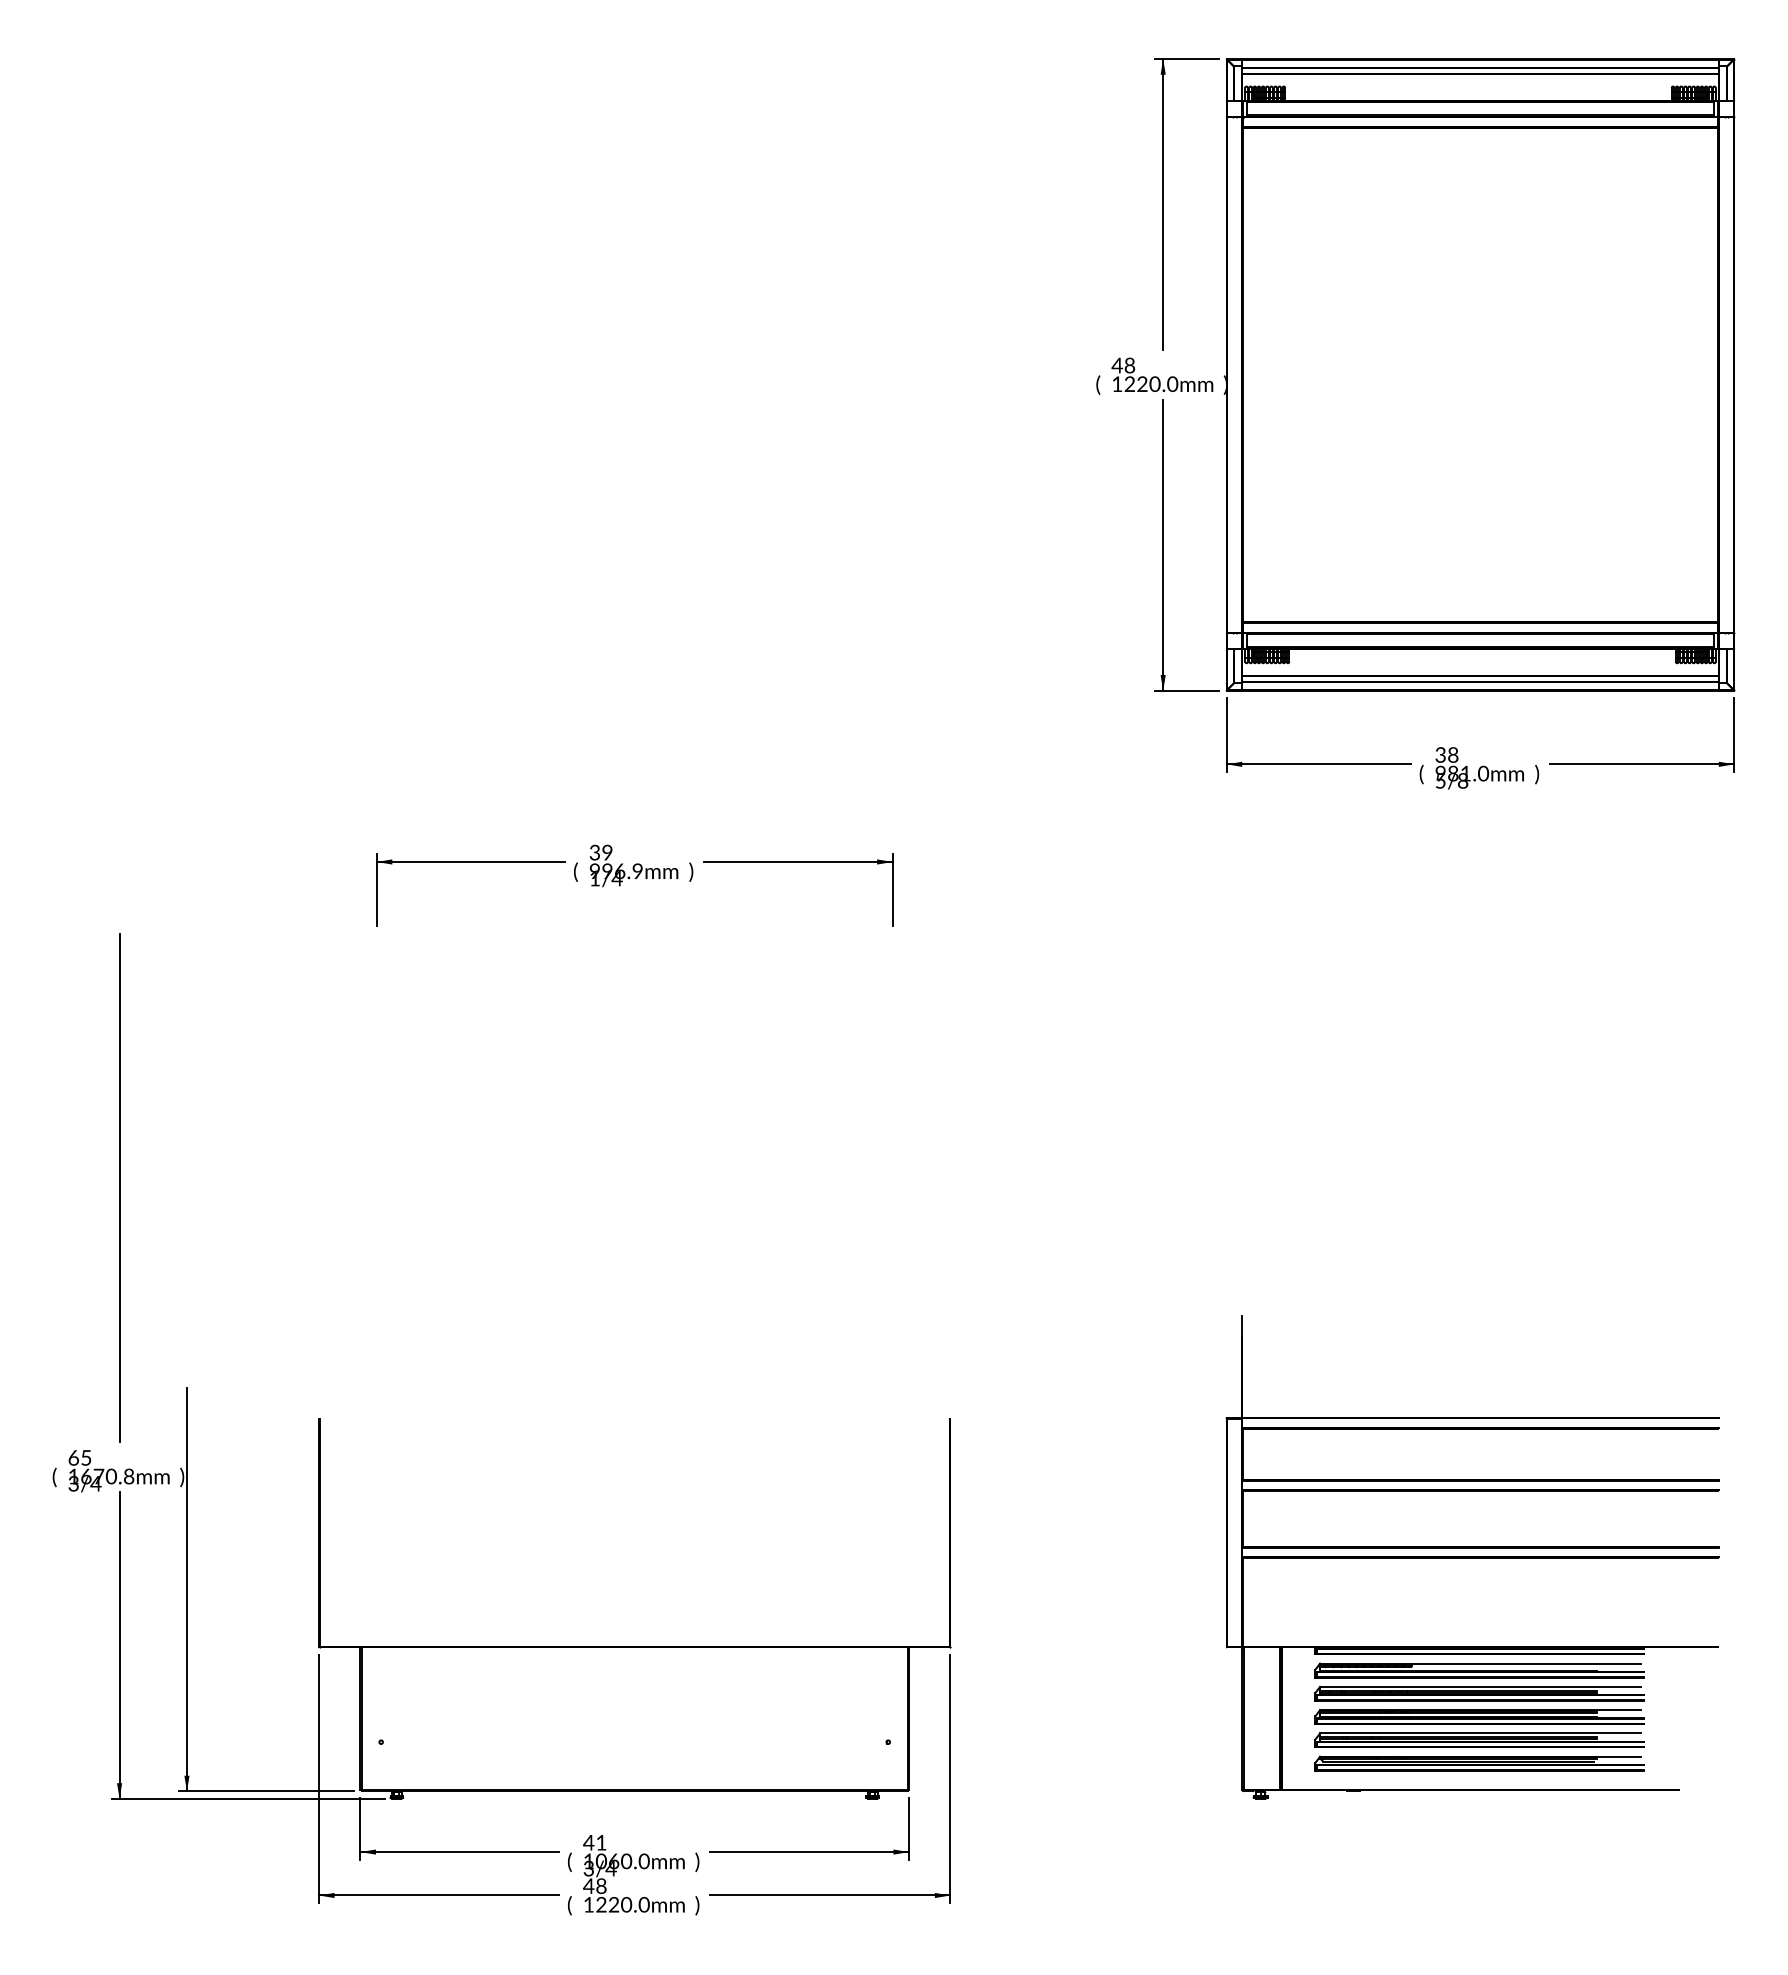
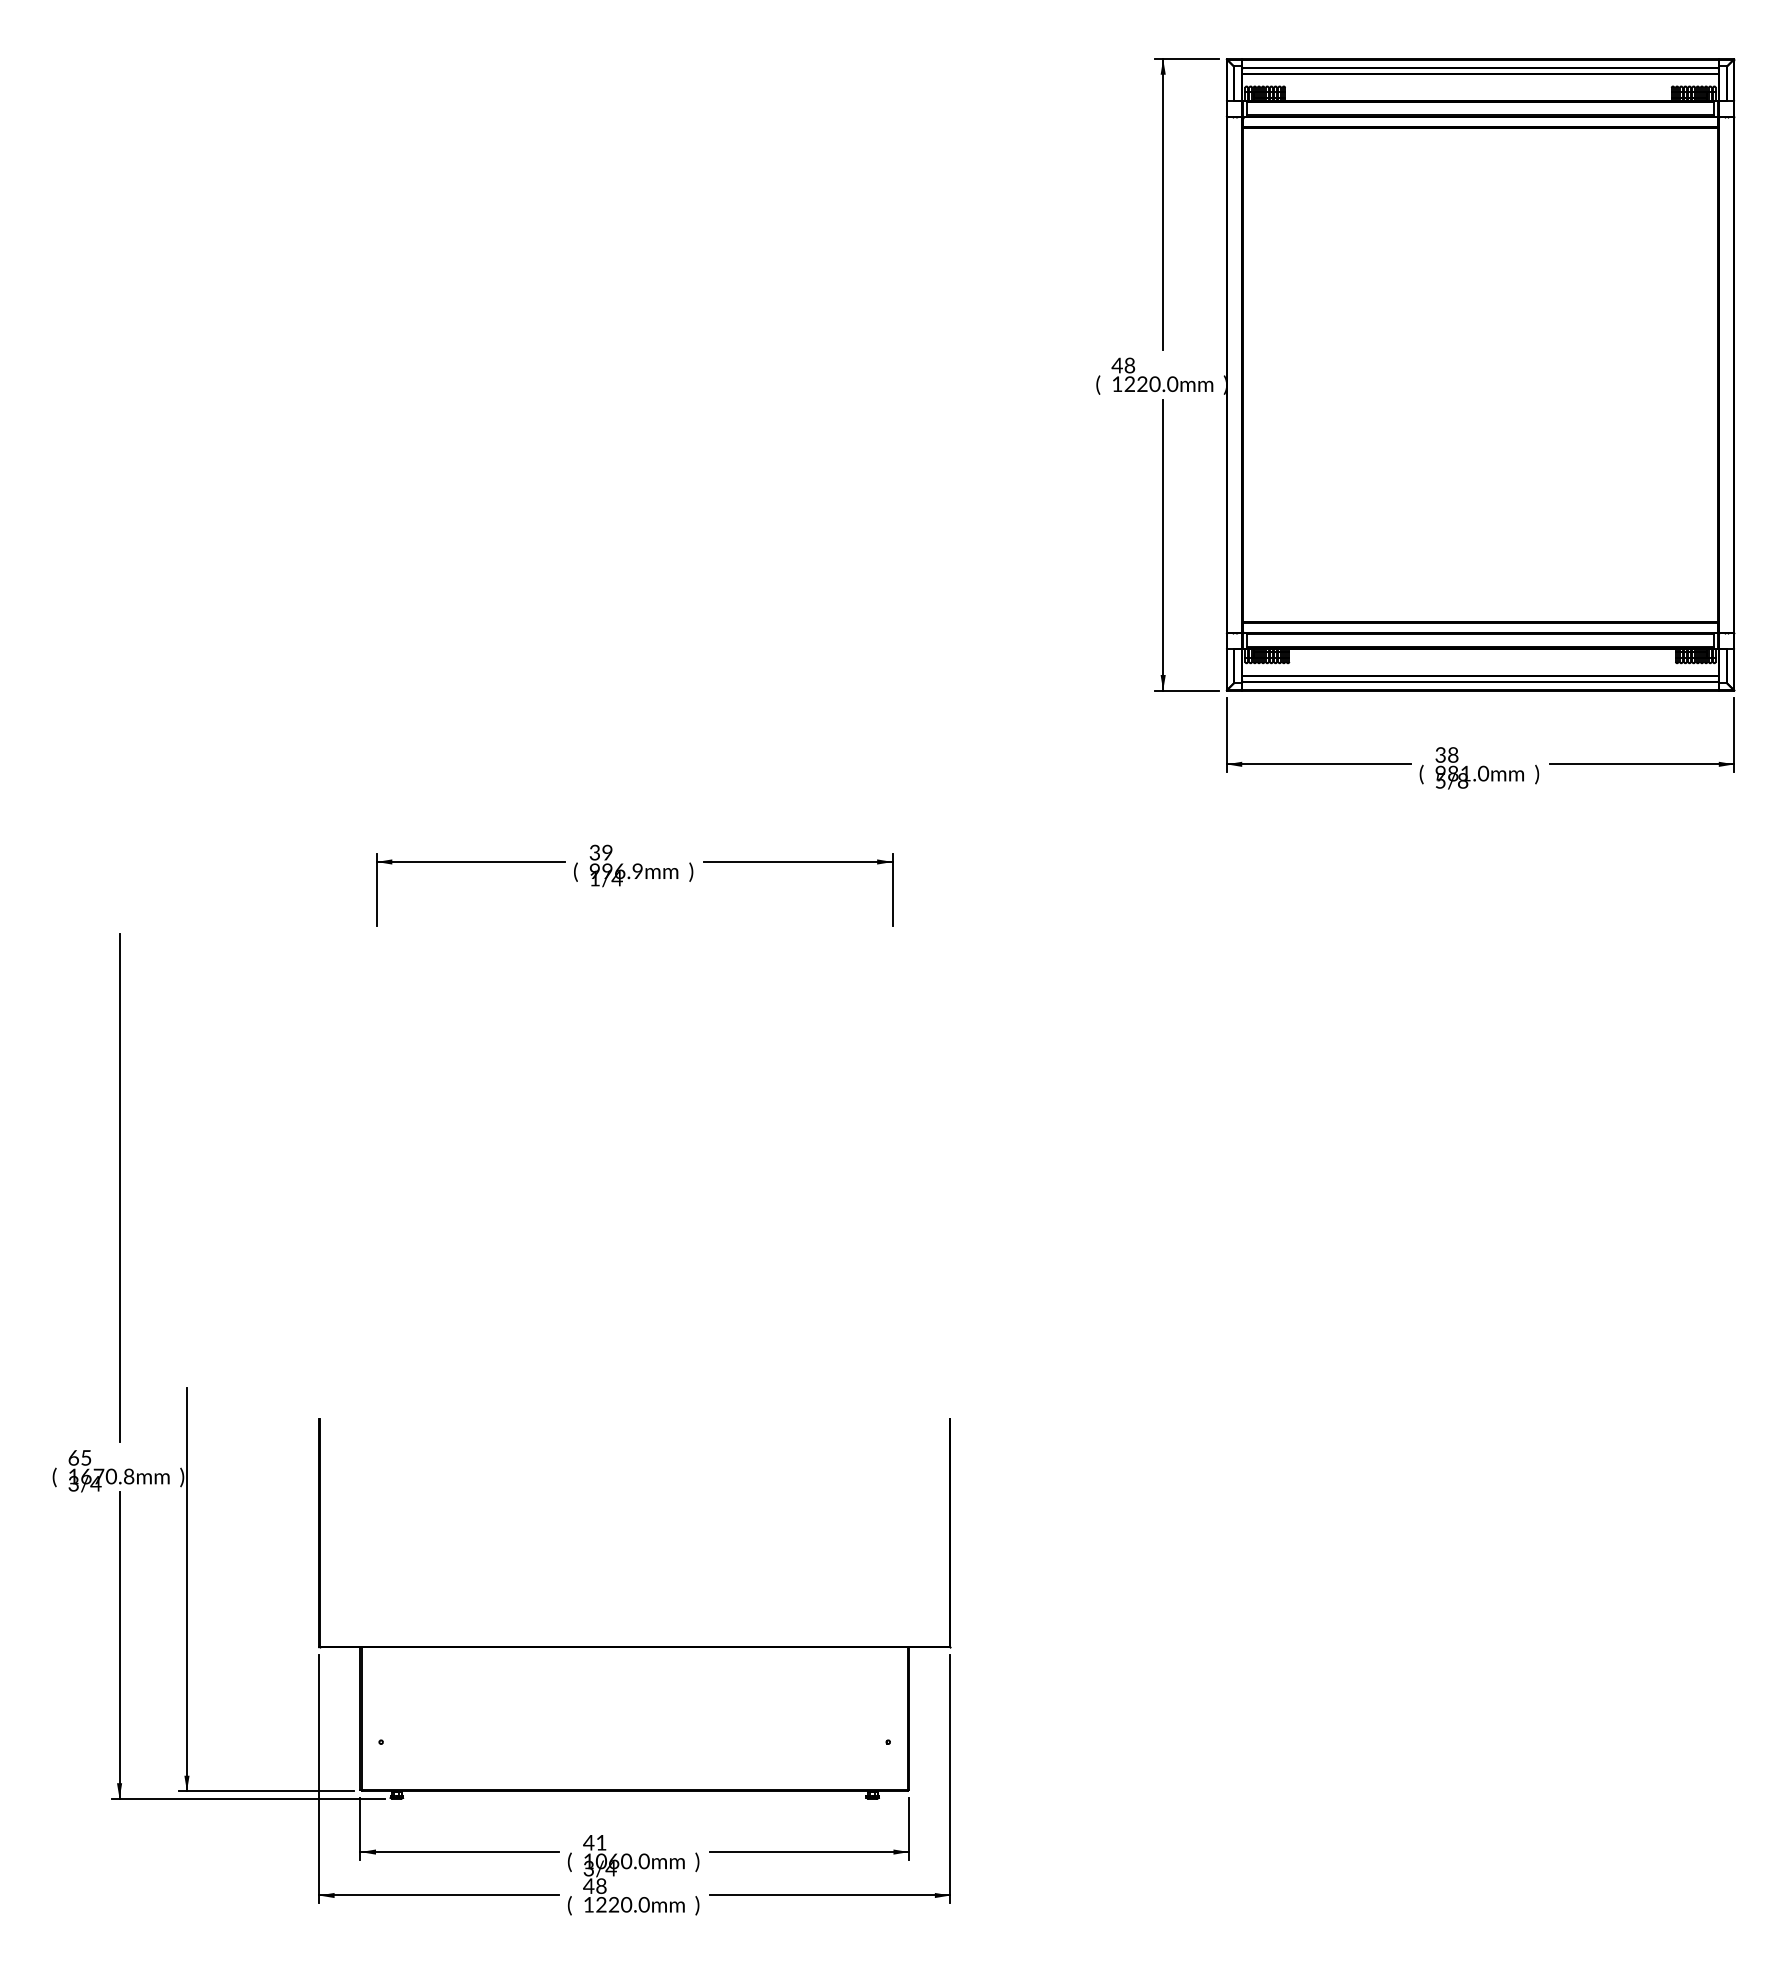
part: present -> none (1472, 1557)
